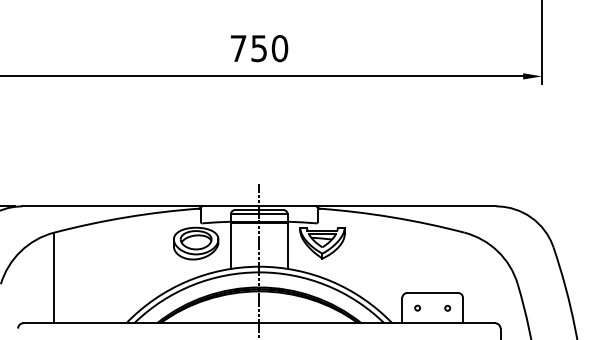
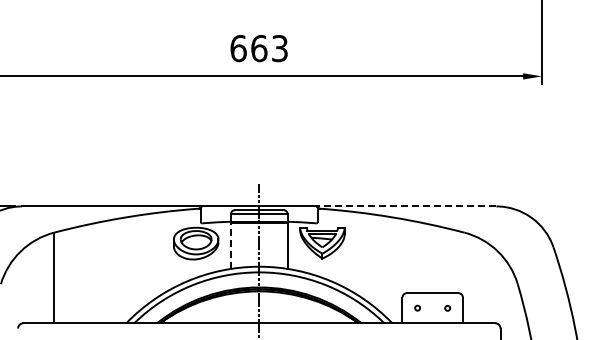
text: 750 -> 663 (259, 48)
line: solid -> dashed (405, 206)
line: solid -> dashed (231, 245)
